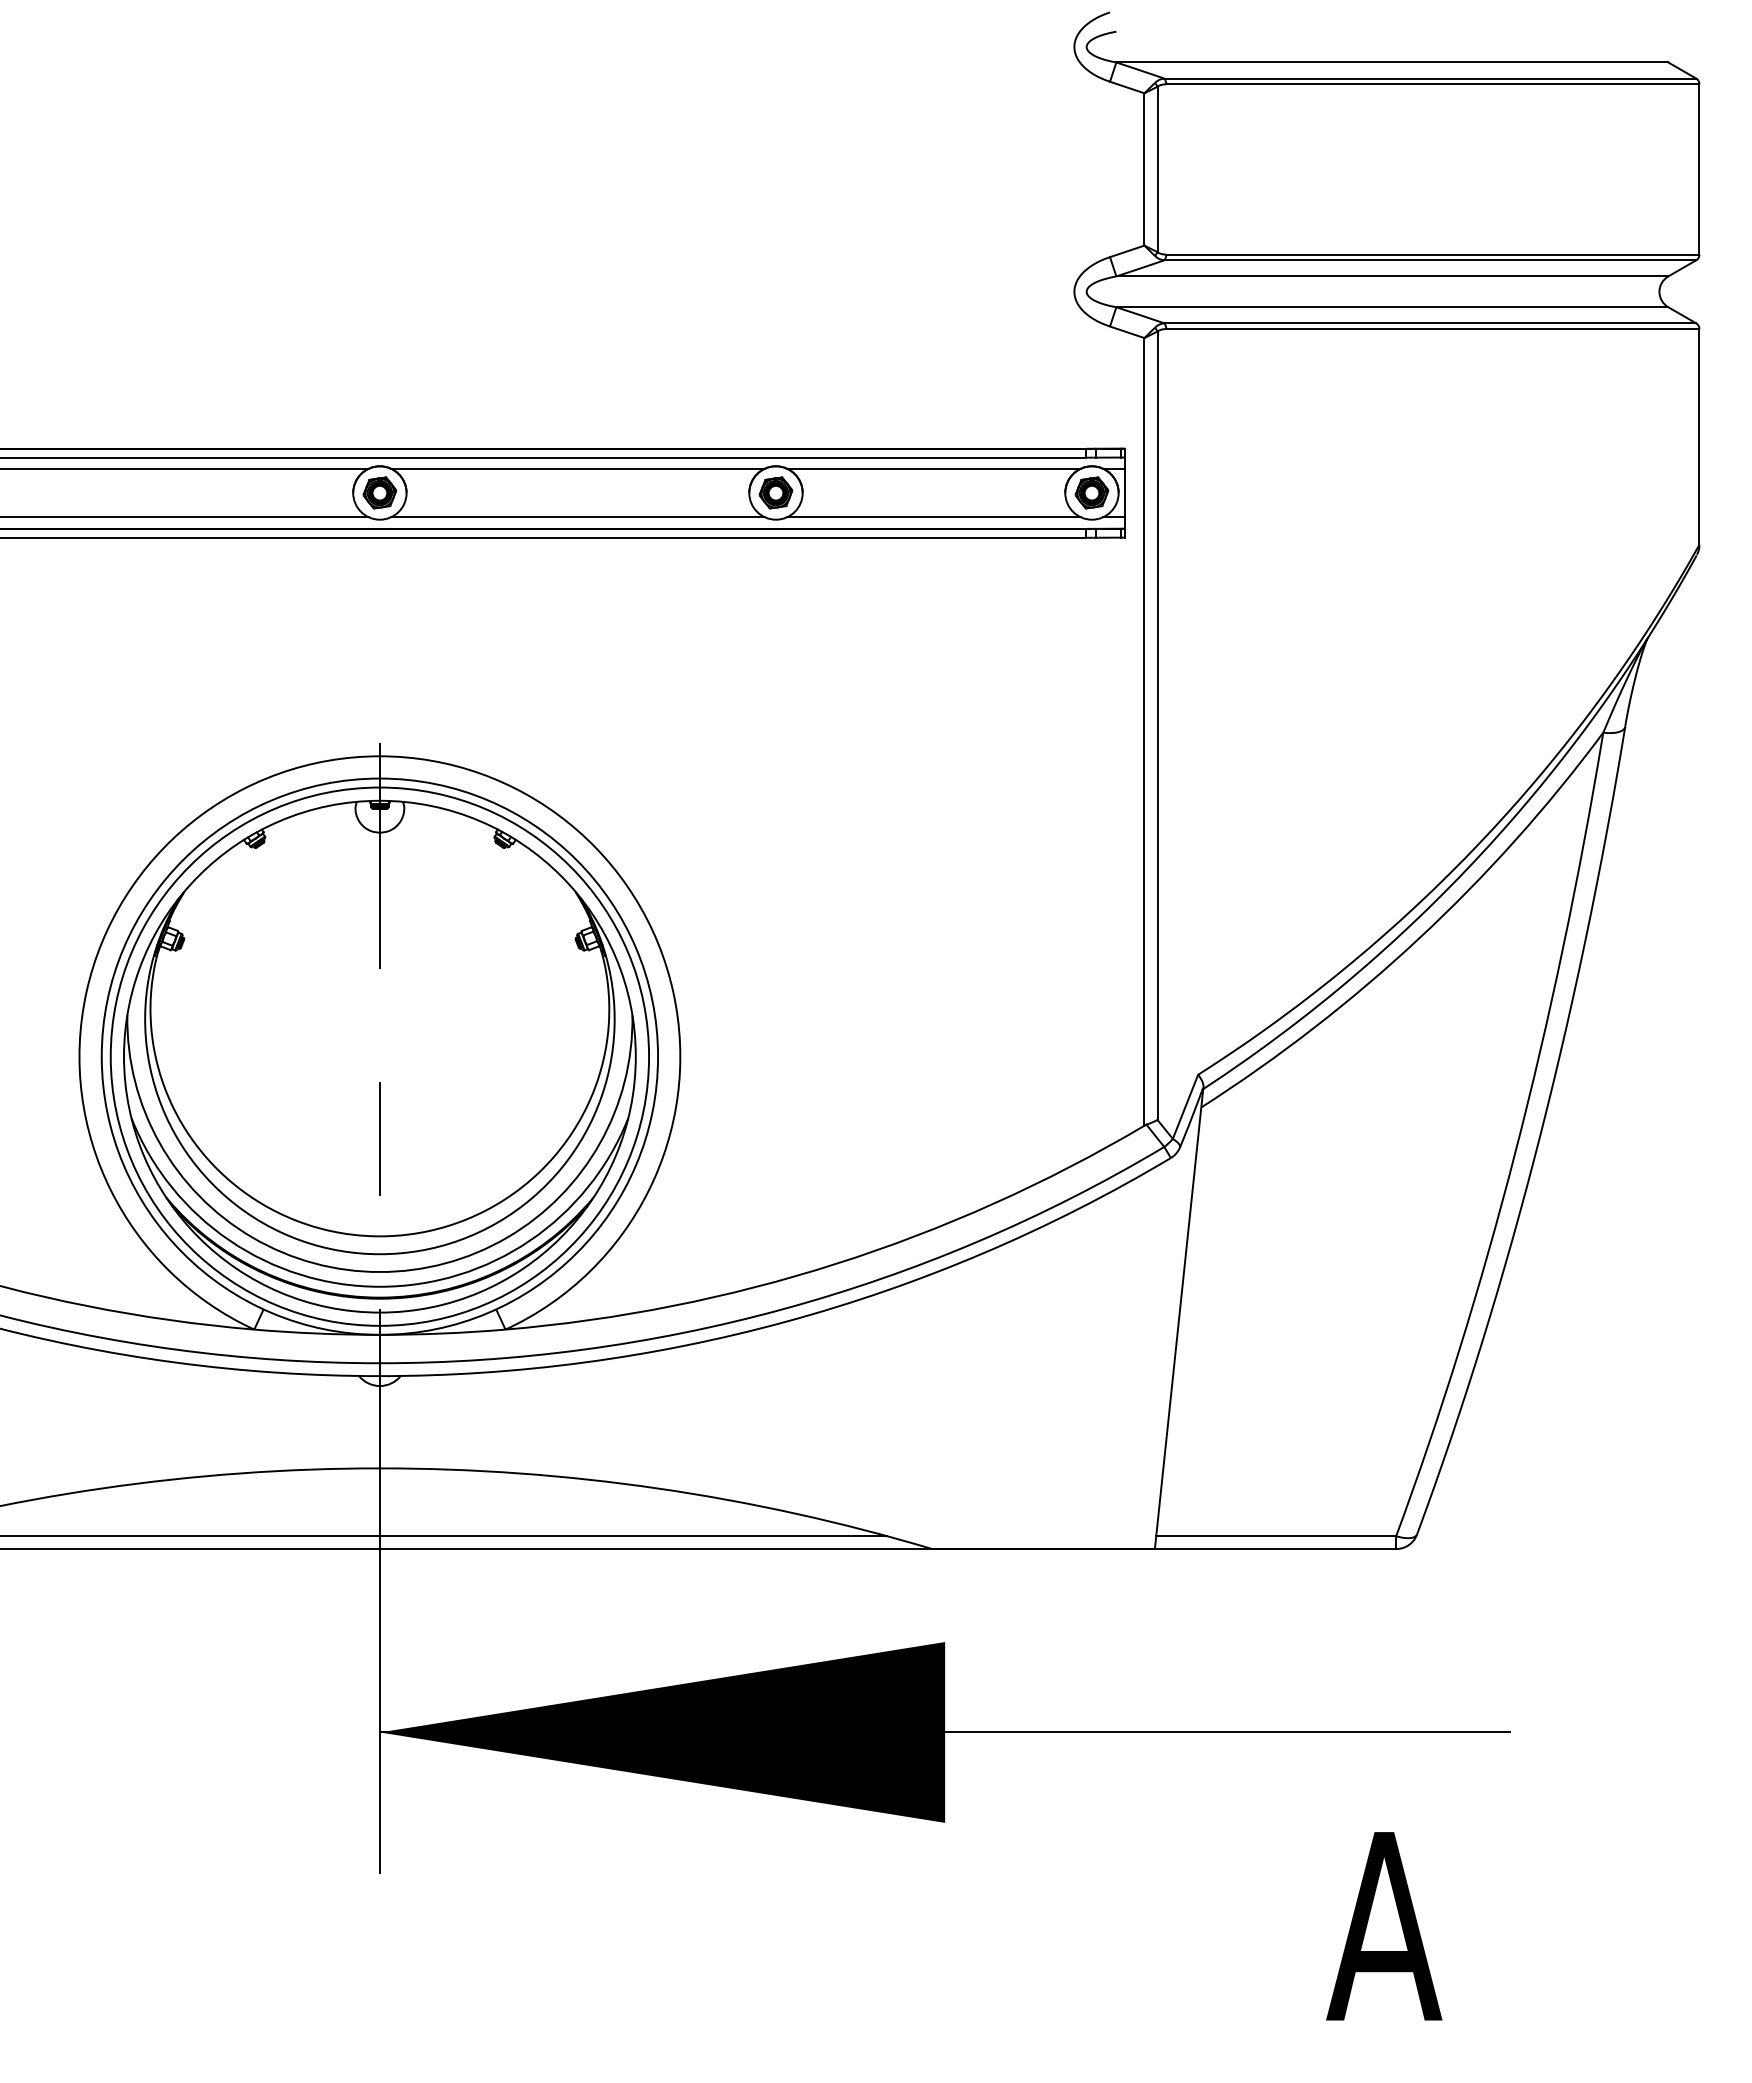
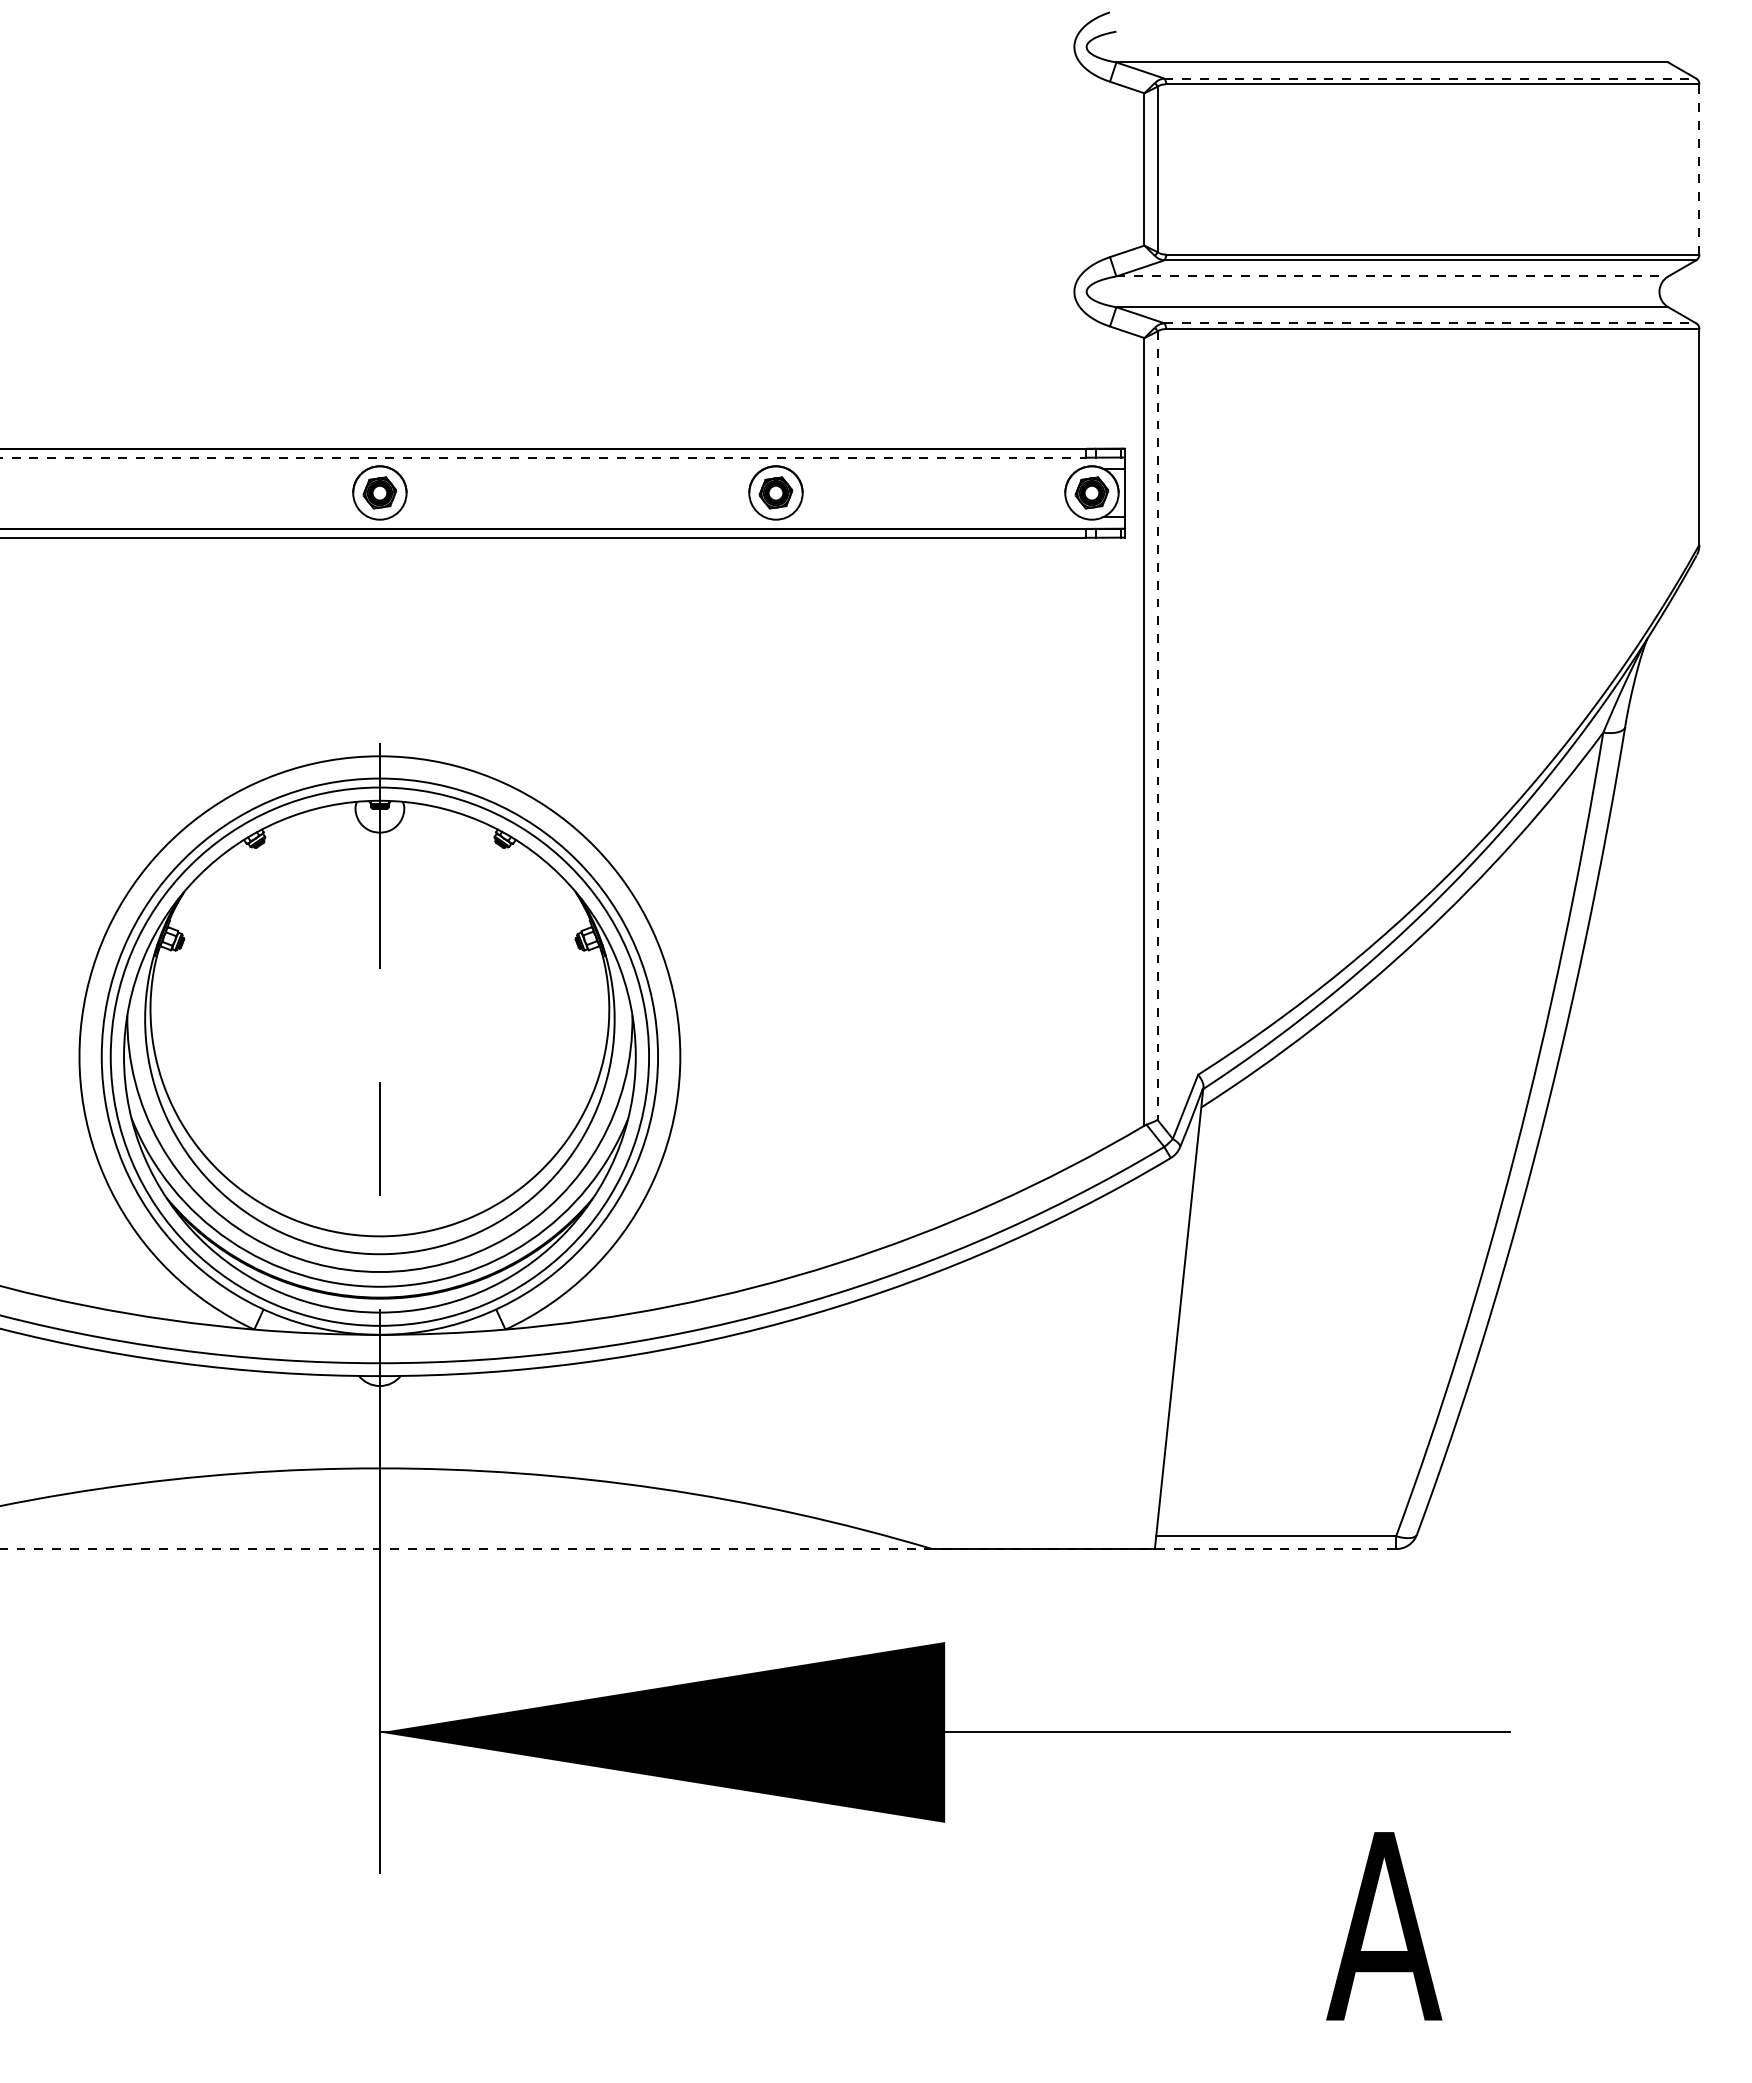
line: solid -> dashed (1430, 78)
line: solid -> dashed (1699, 168)
line: solid -> dashed (1392, 276)
line: solid -> dashed (1430, 323)
line: solid -> dashed (543, 457)
line: present -> none (185, 468)
line: present -> none (577, 468)
line: present -> none (933, 468)
line: present -> none (185, 517)
line: present -> none (577, 517)
line: present -> none (933, 517)
line: solid -> dashed (1157, 726)
line: present -> none (444, 1536)
line: solid -> dashed (698, 1549)
